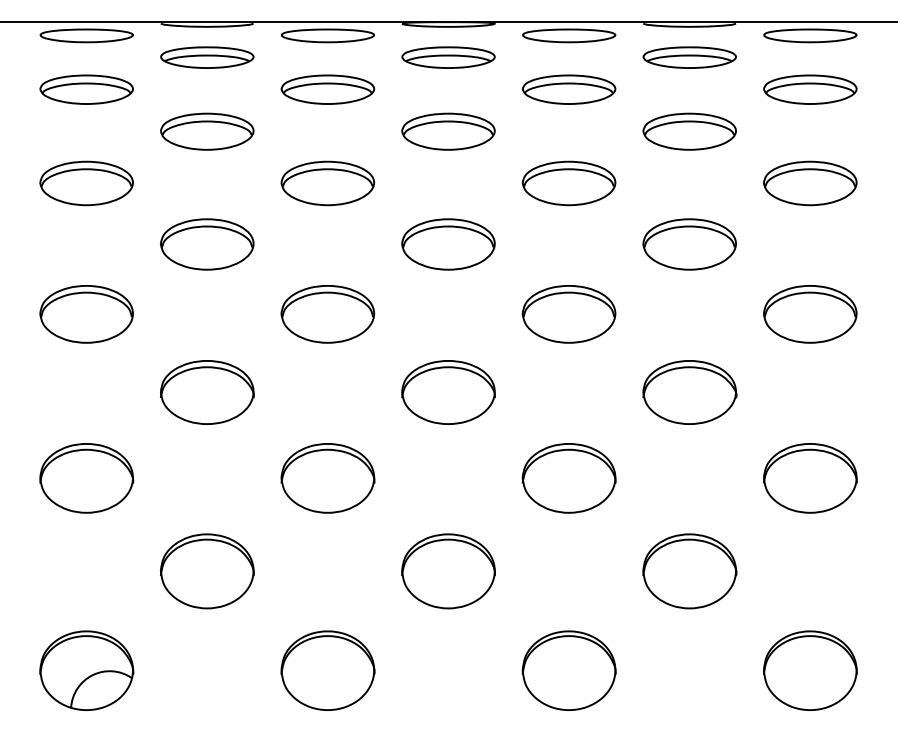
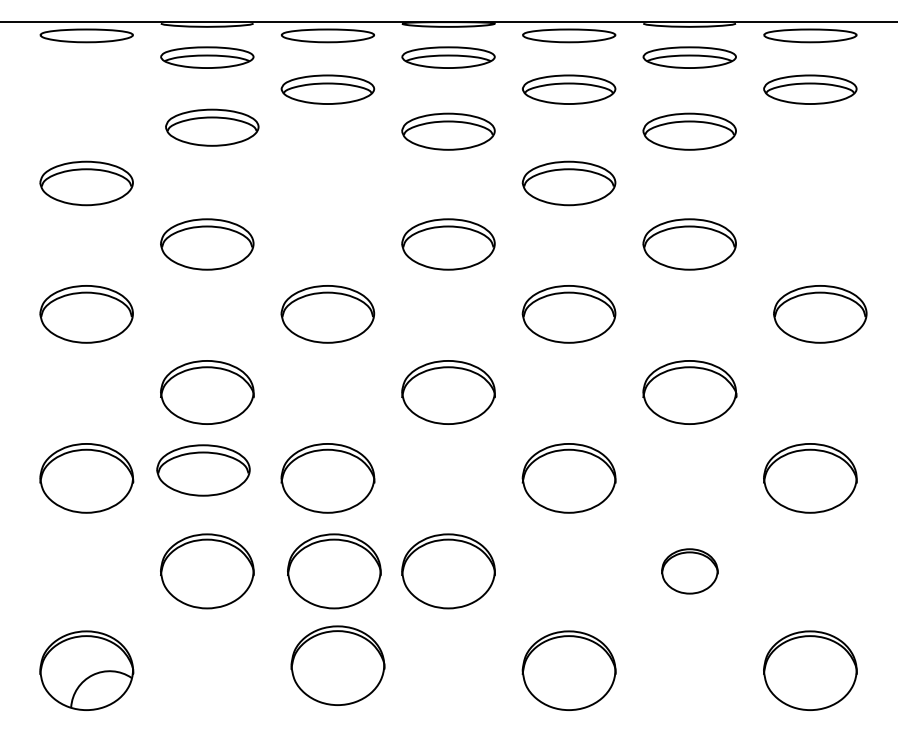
part: present -> none (86, 89)
part position: (207, 131) -> (212, 127) (212, 127)
part: present -> none (327, 183)
part: present -> none (810, 183)
part position: (810, 314) -> (820, 314) (820, 314)
part: none -> present (203, 470)
part: none -> present (334, 571)
part size: 96x77 px -> 58x47 px (689, 571)
part position: (327, 670) -> (337, 665) (337, 665)
